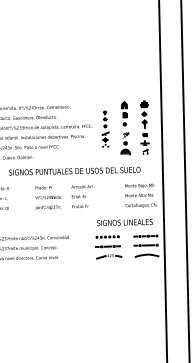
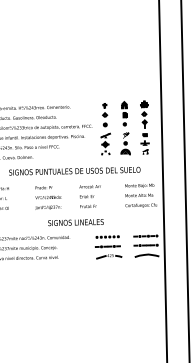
part size: 9x38 px -> 11x53 px (105, 129)
text position: (81, 196) -> (89, 196) (89, 196)
text position: (124, 222) -> (75, 222) (75, 222)
